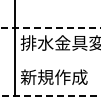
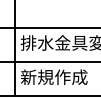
line: dashed -> solid (50, 27)
line: none -> present (49, 62)
line: dashed -> solid (50, 96)
